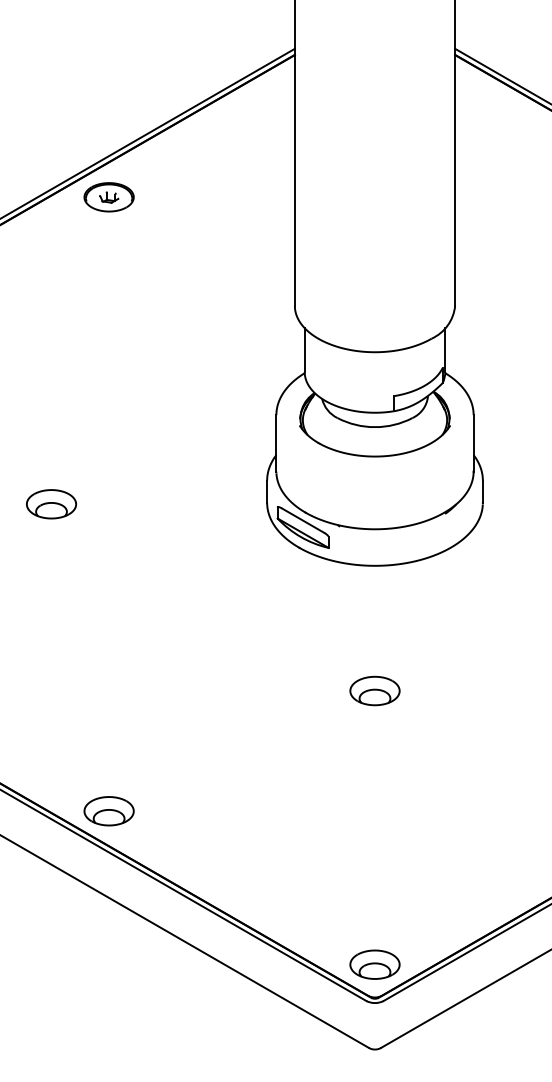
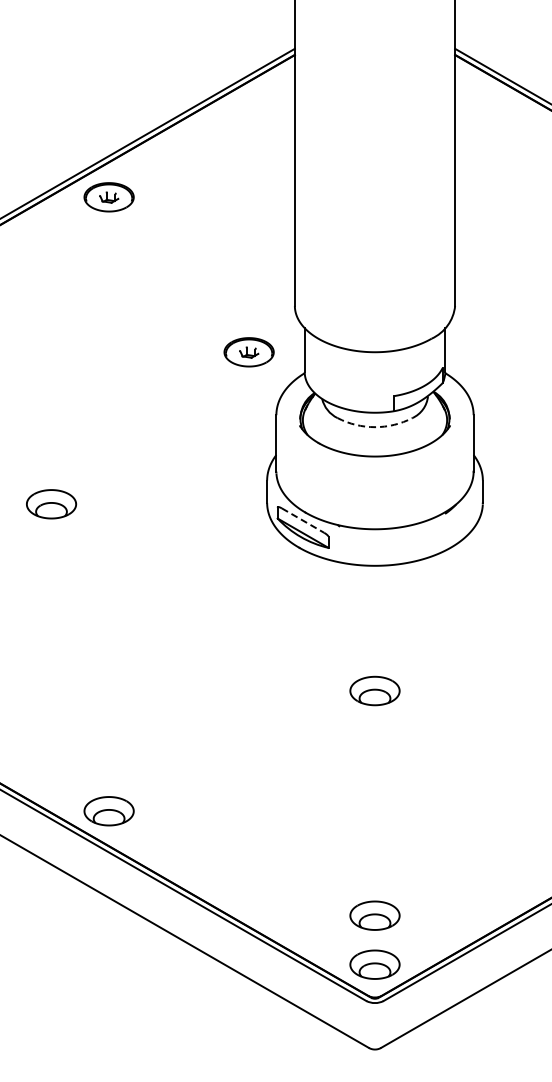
part: none -> present (248, 352)
arc: solid -> dashed (375, 427)
line: solid -> dashed (303, 520)
part: none -> present (374, 915)
